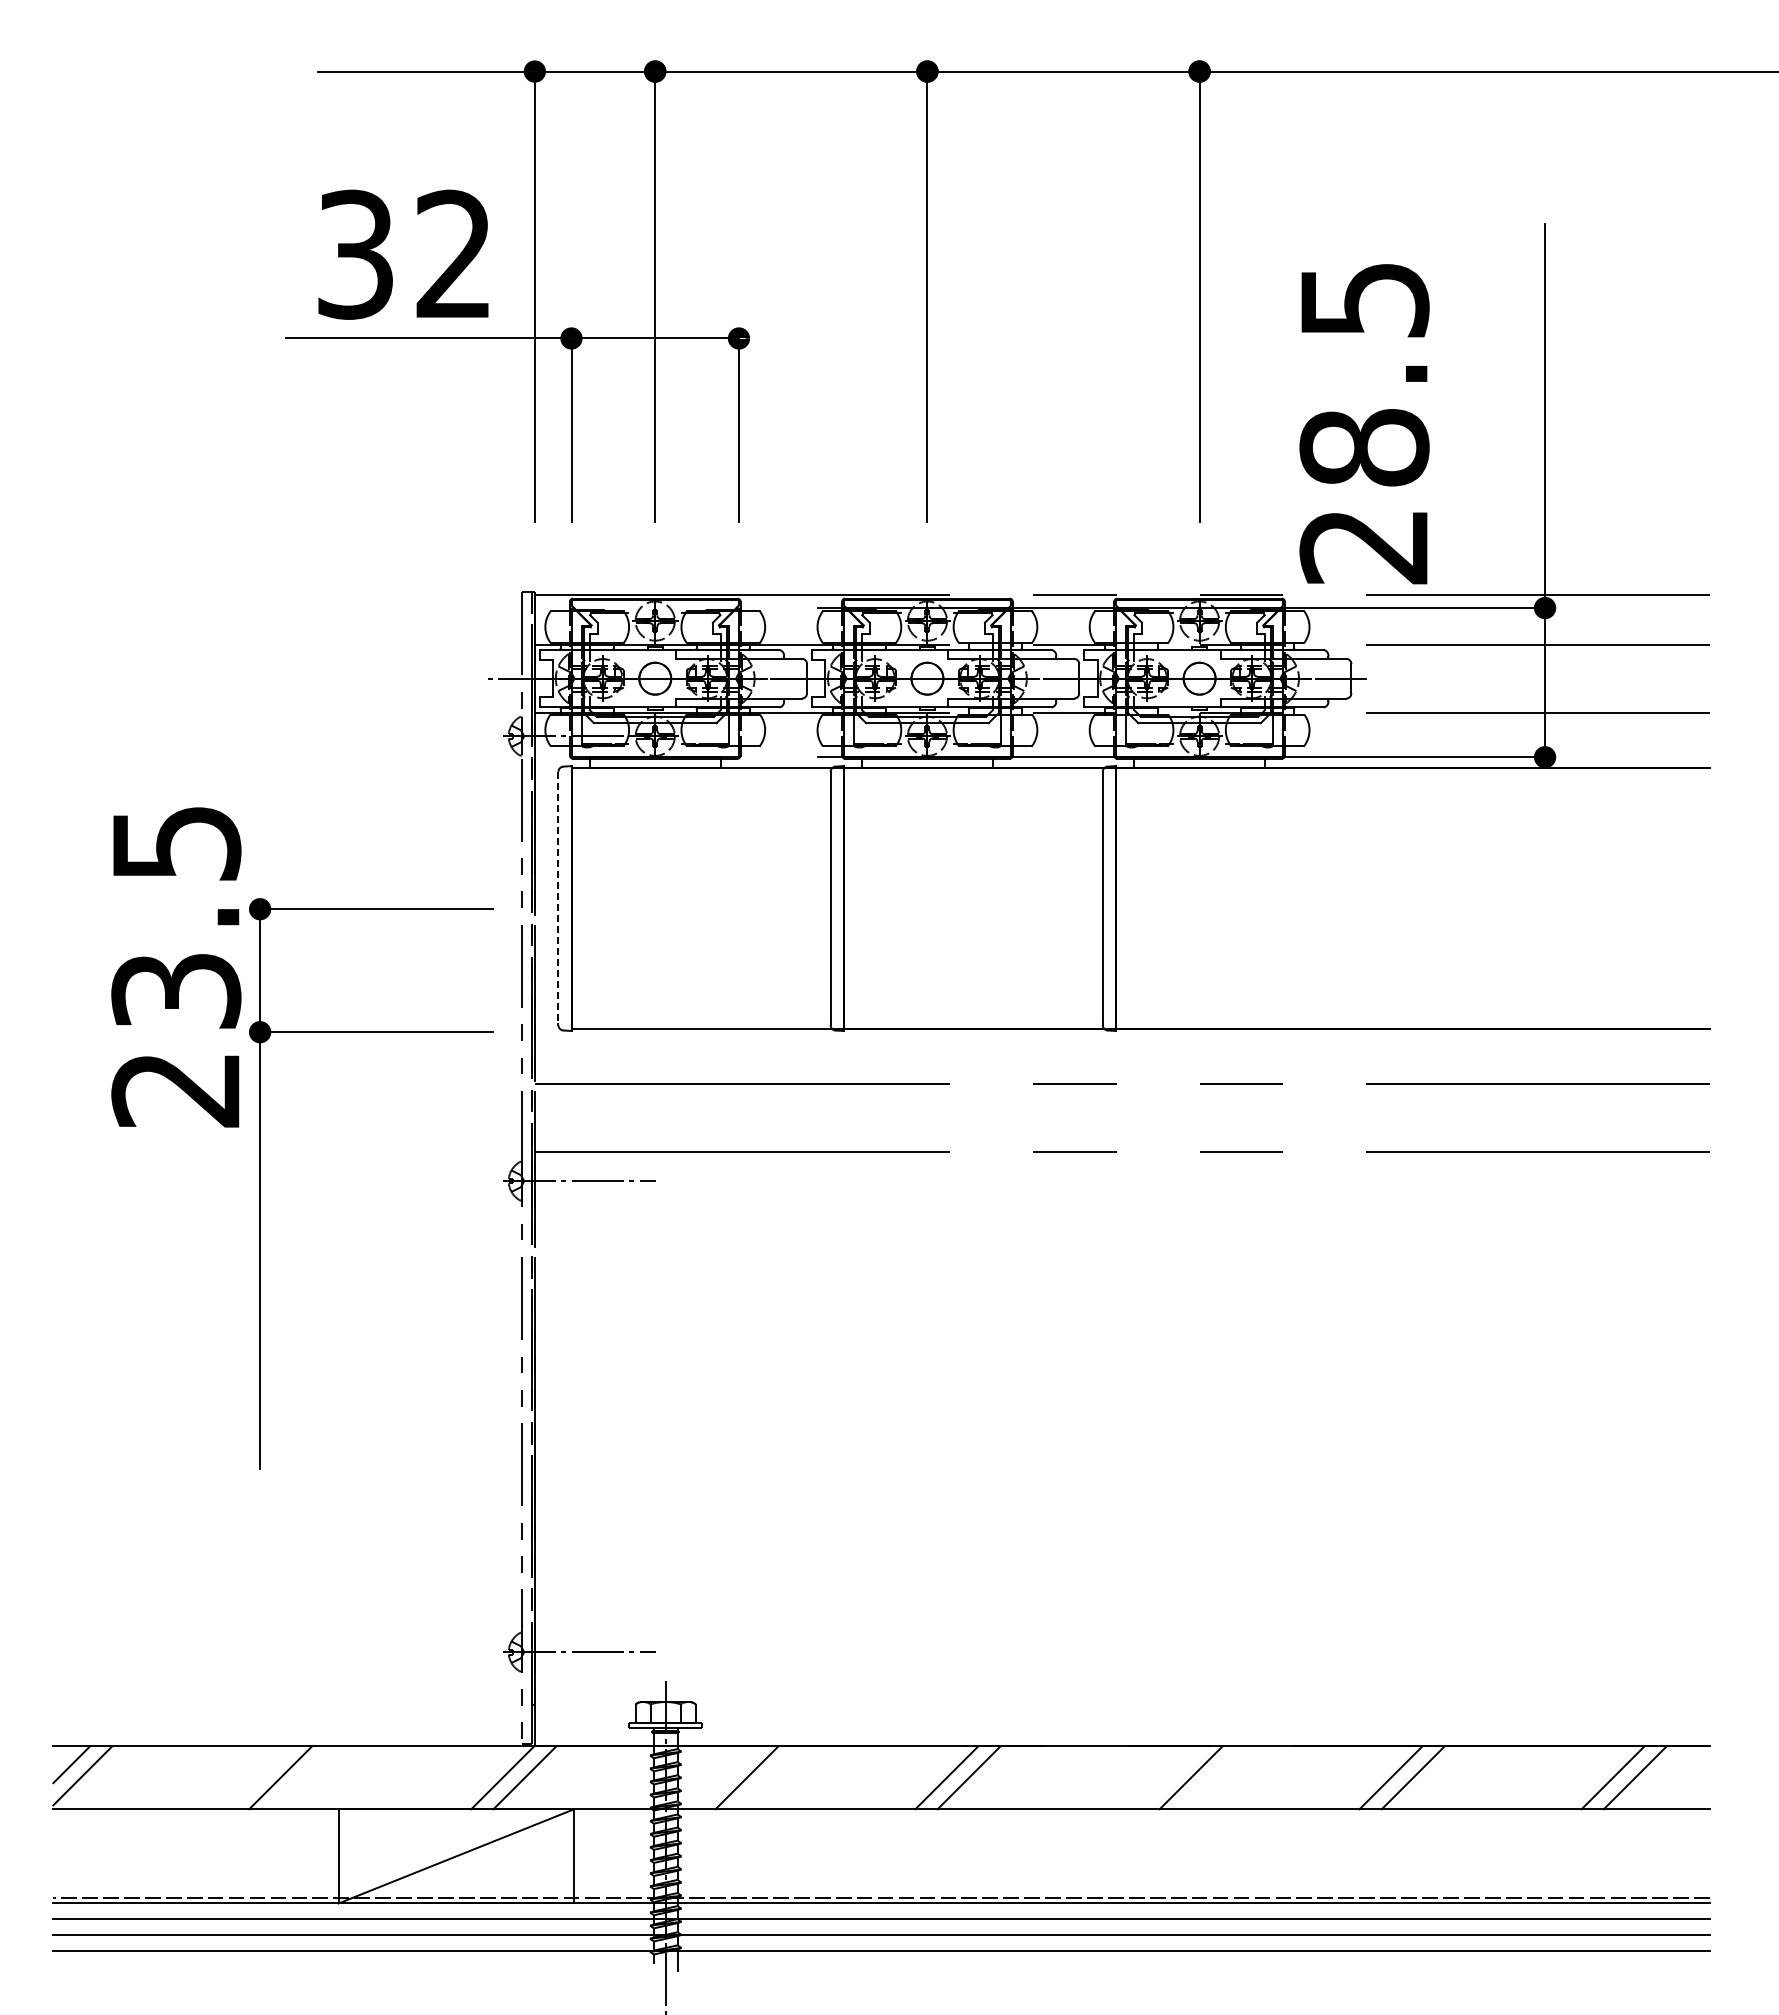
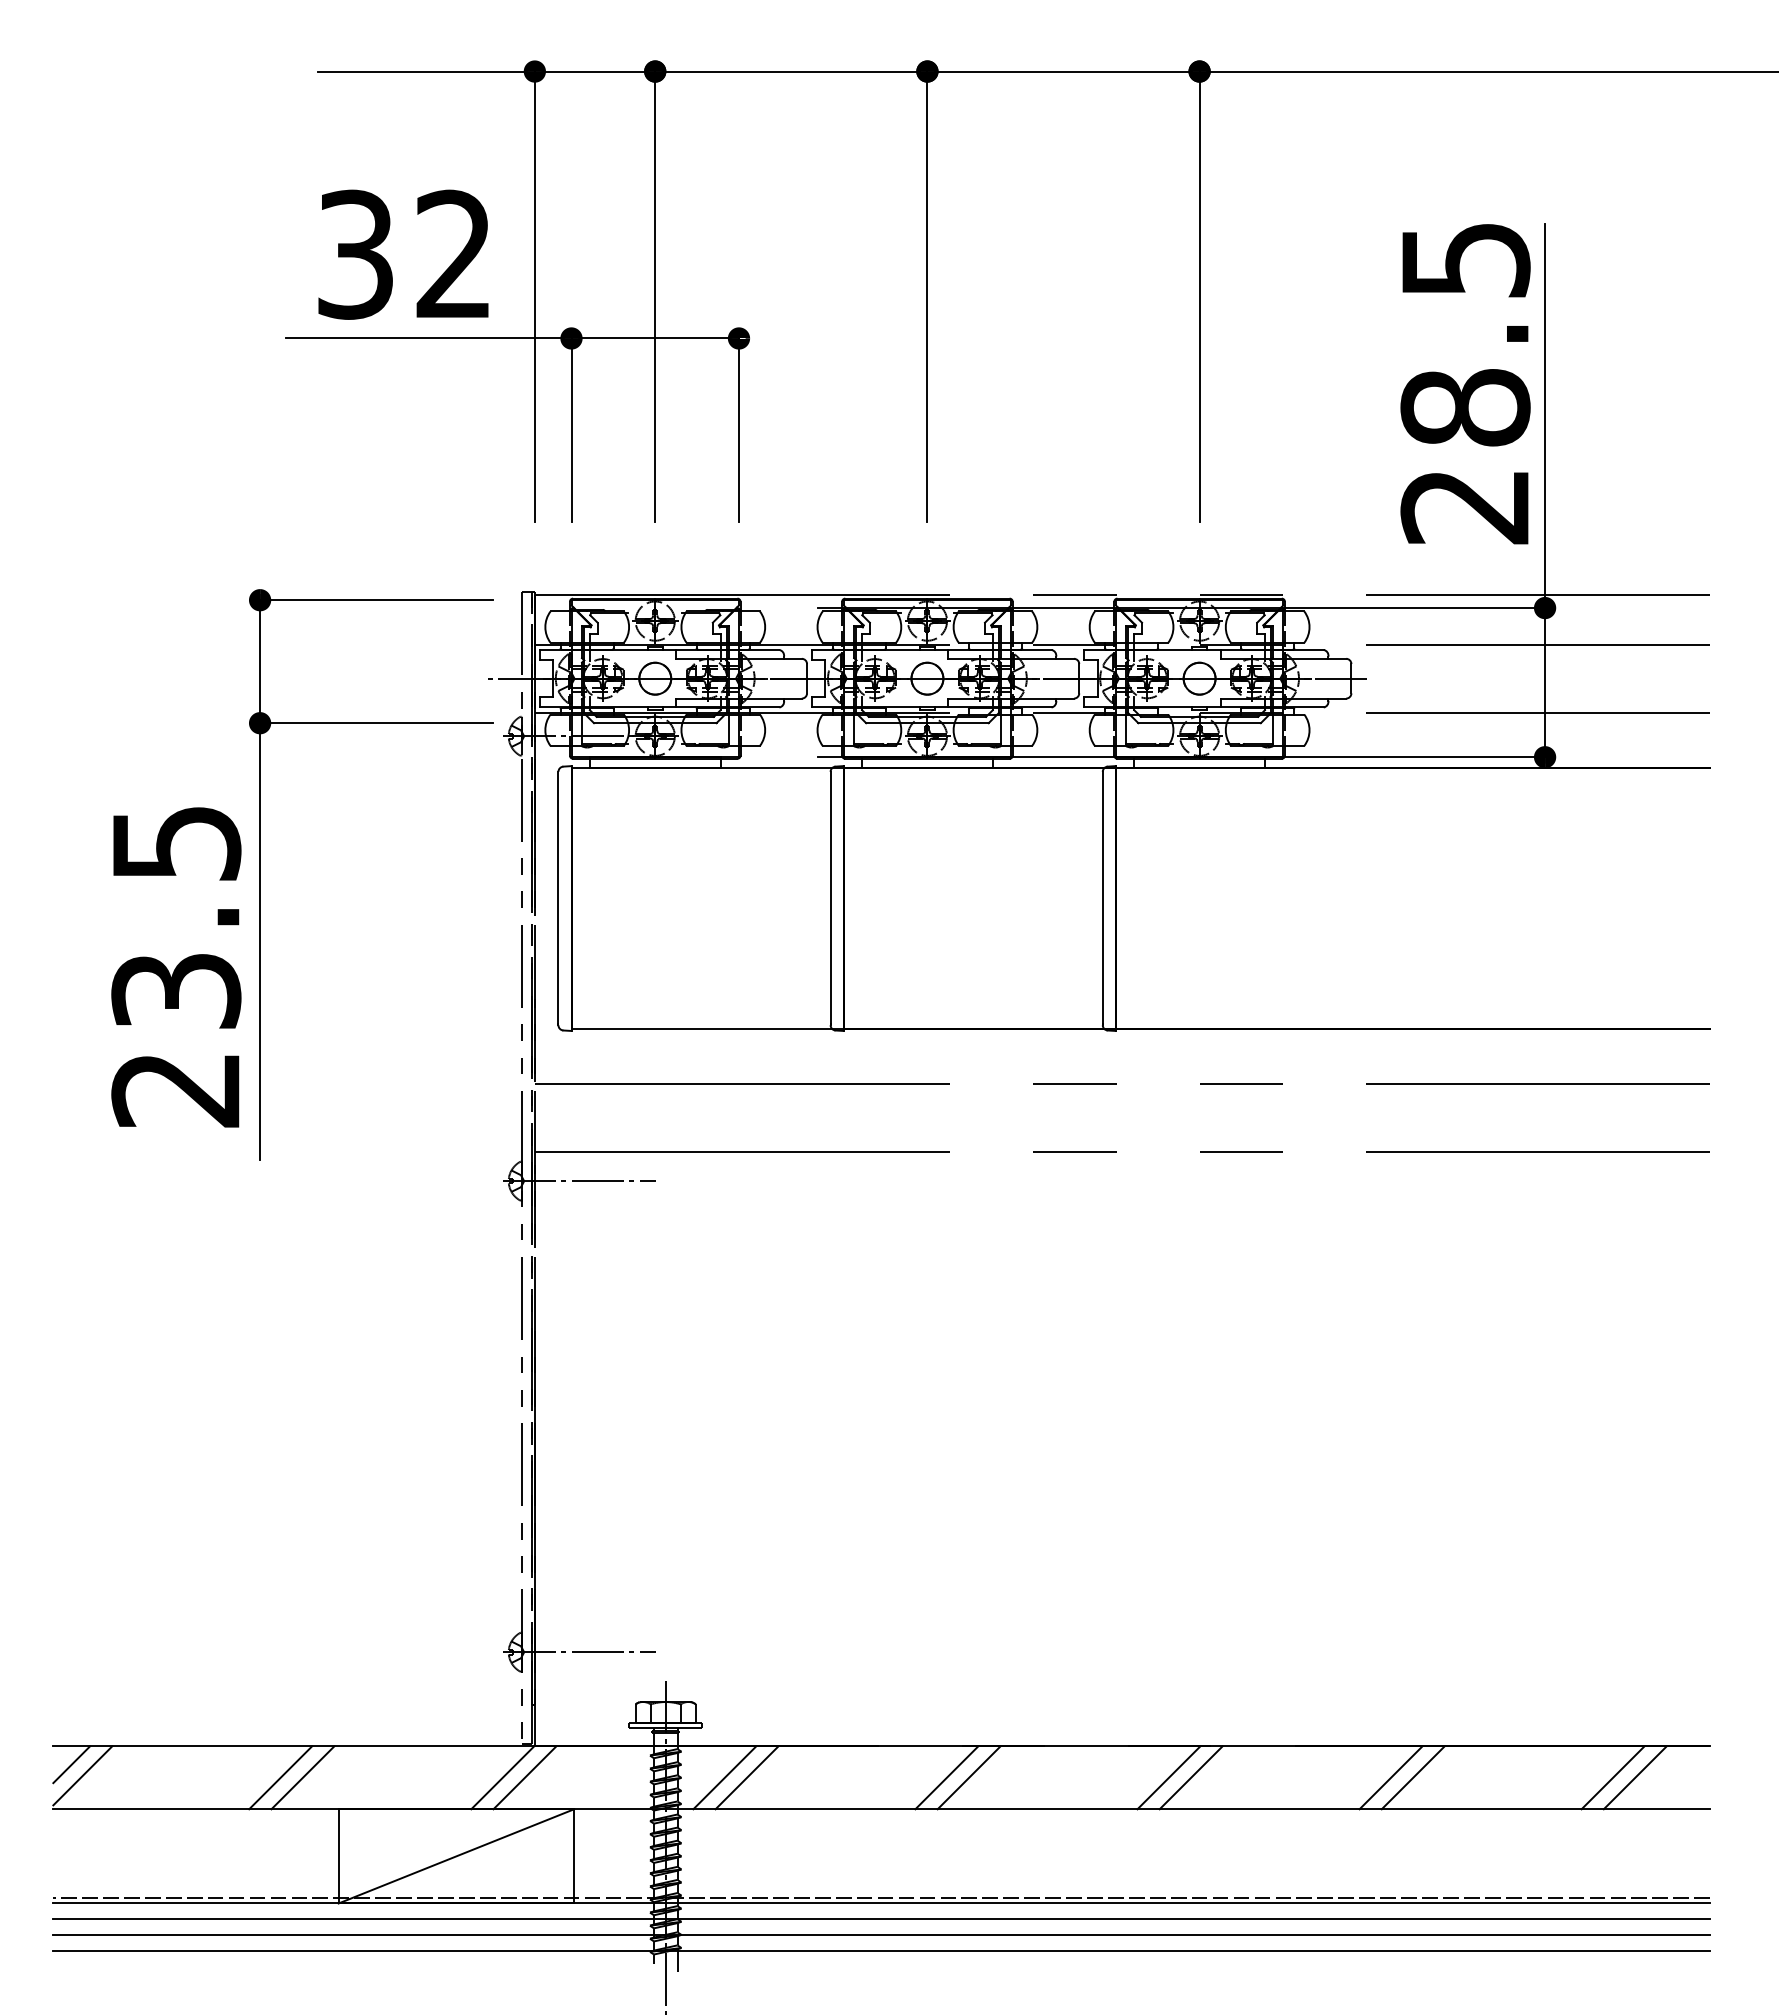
text position: (1364, 424) -> (1465, 384) (1465, 384)
line: dashed -> solid (558, 897)
part position: (260, 1183) -> (260, 874) (260, 874)
line: none -> present (302, 1777)
line: none -> present (724, 1777)
line: none -> present (1168, 1777)
